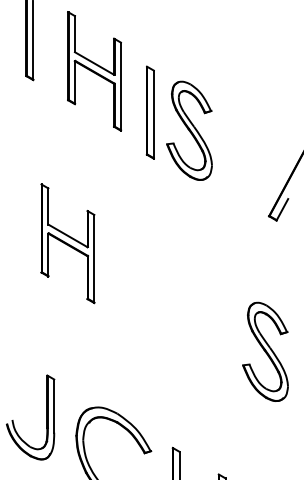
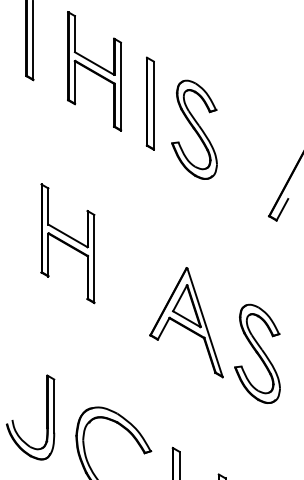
part position: (149, 112) -> (149, 103) (149, 103)
part position: (189, 130) -> (194, 129) (194, 129)
part: none -> present (186, 322)
part position: (265, 351) -> (257, 353) (257, 353)
